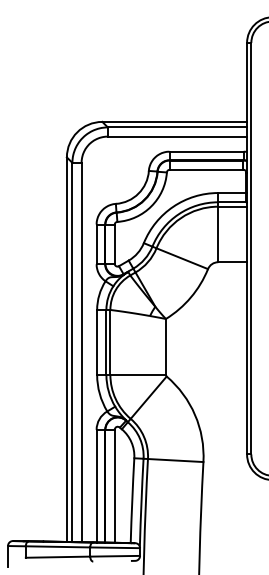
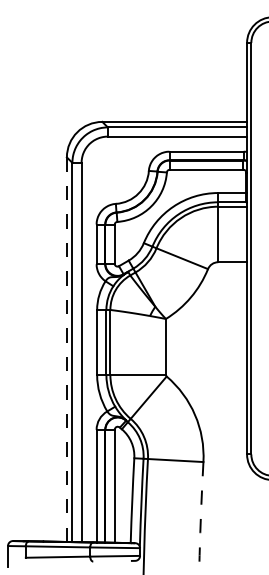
line: solid -> dashed (66, 349)
arc: solid -> dashed (200, 518)
